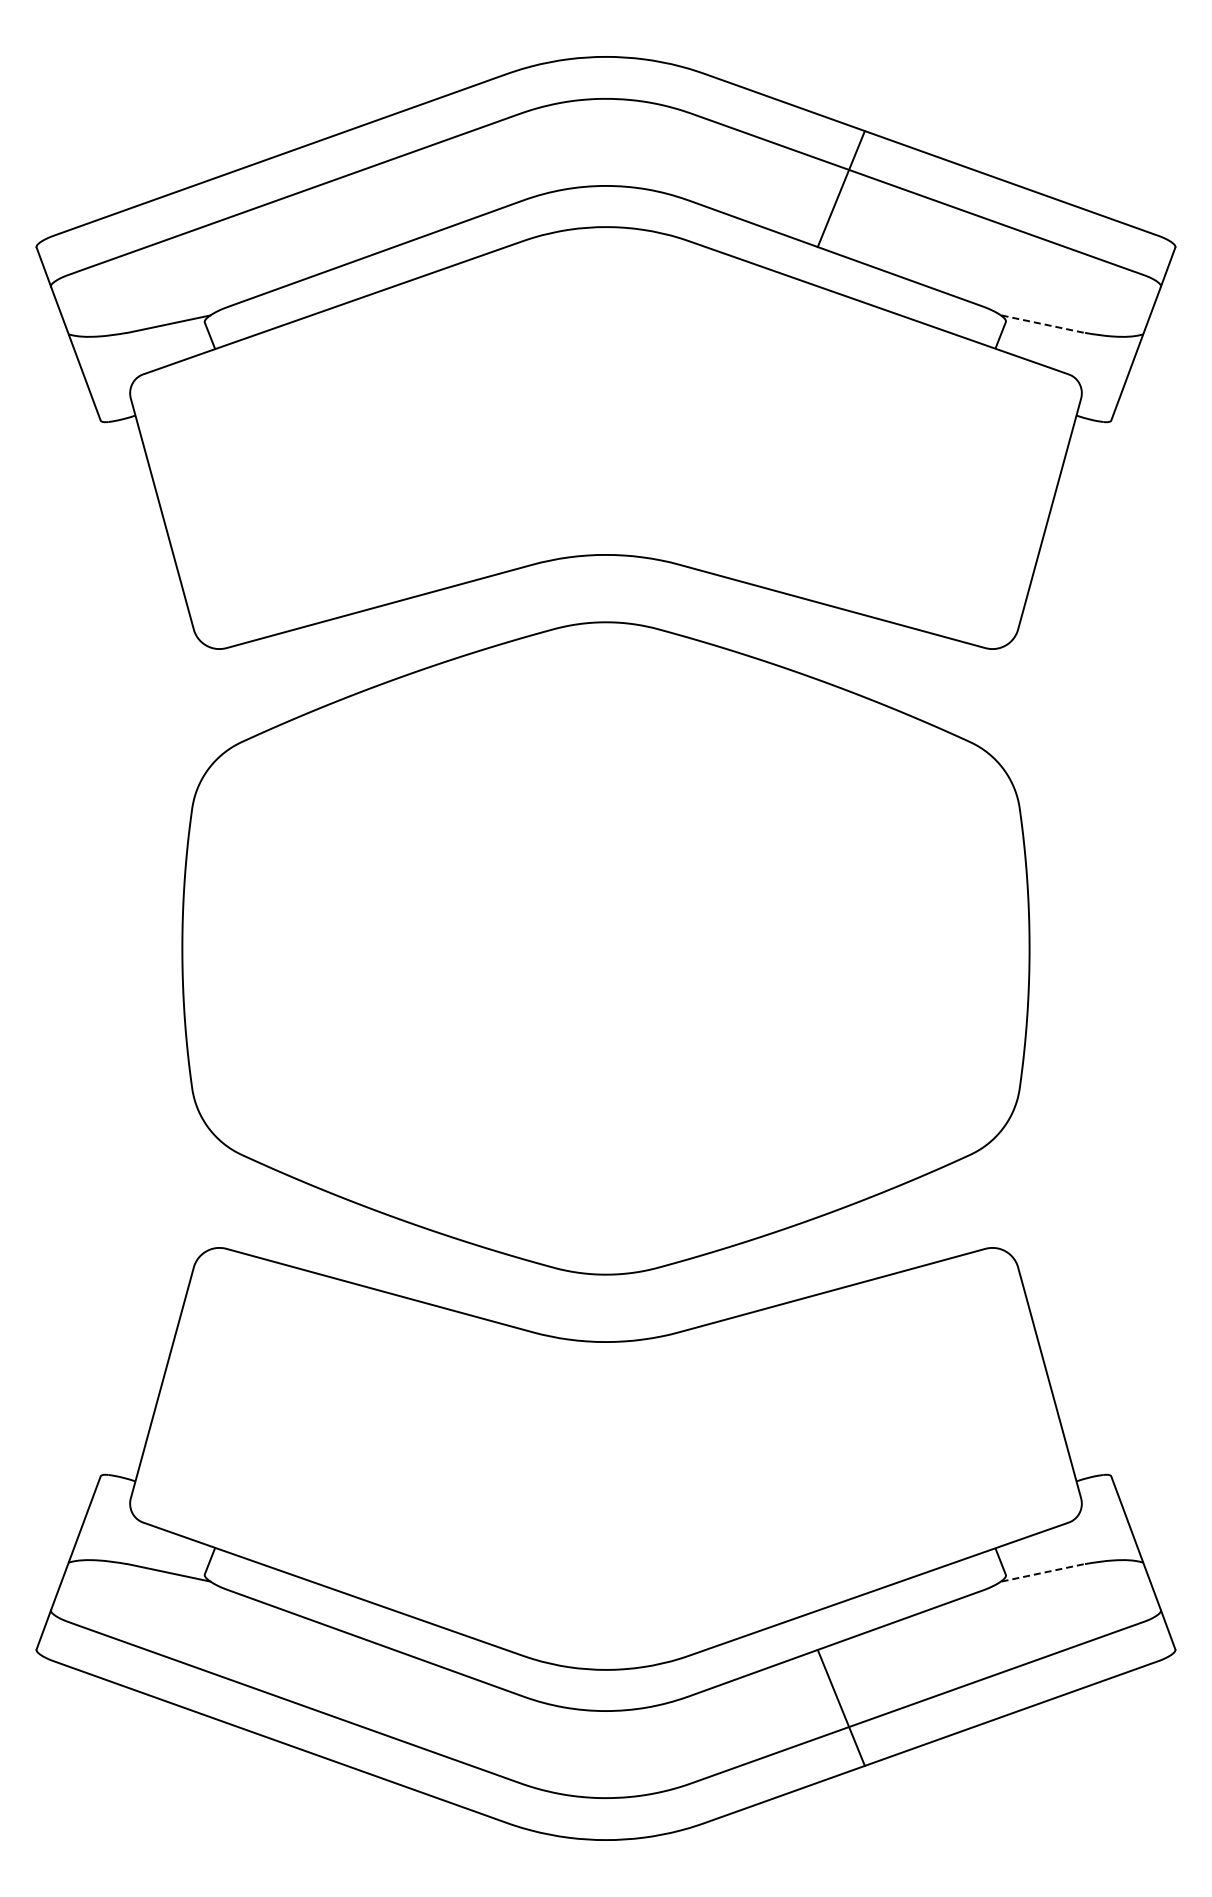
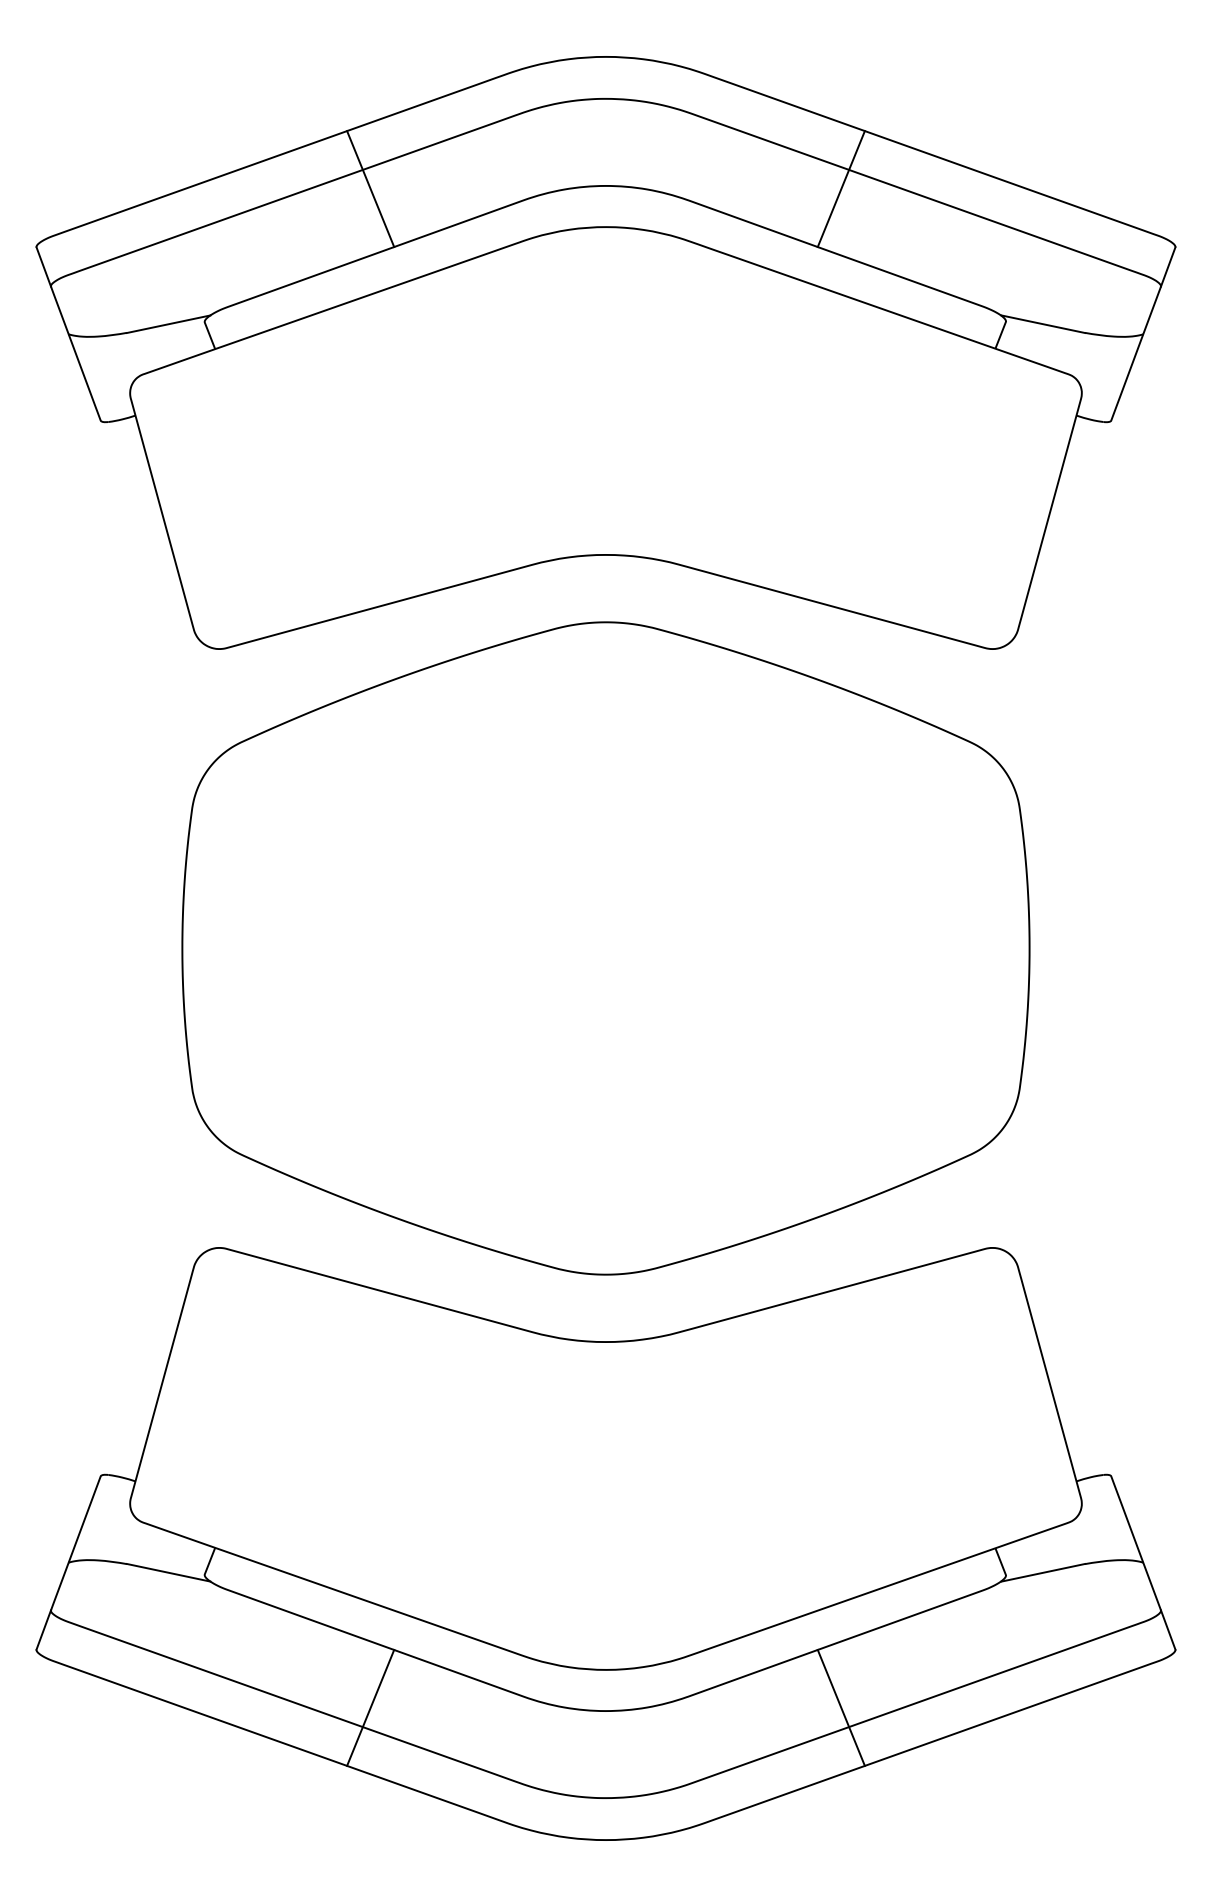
line: none -> present (370, 189)
line: dashed -> solid (1043, 324)
line: dashed -> solid (1043, 1572)
line: none -> present (370, 1707)
